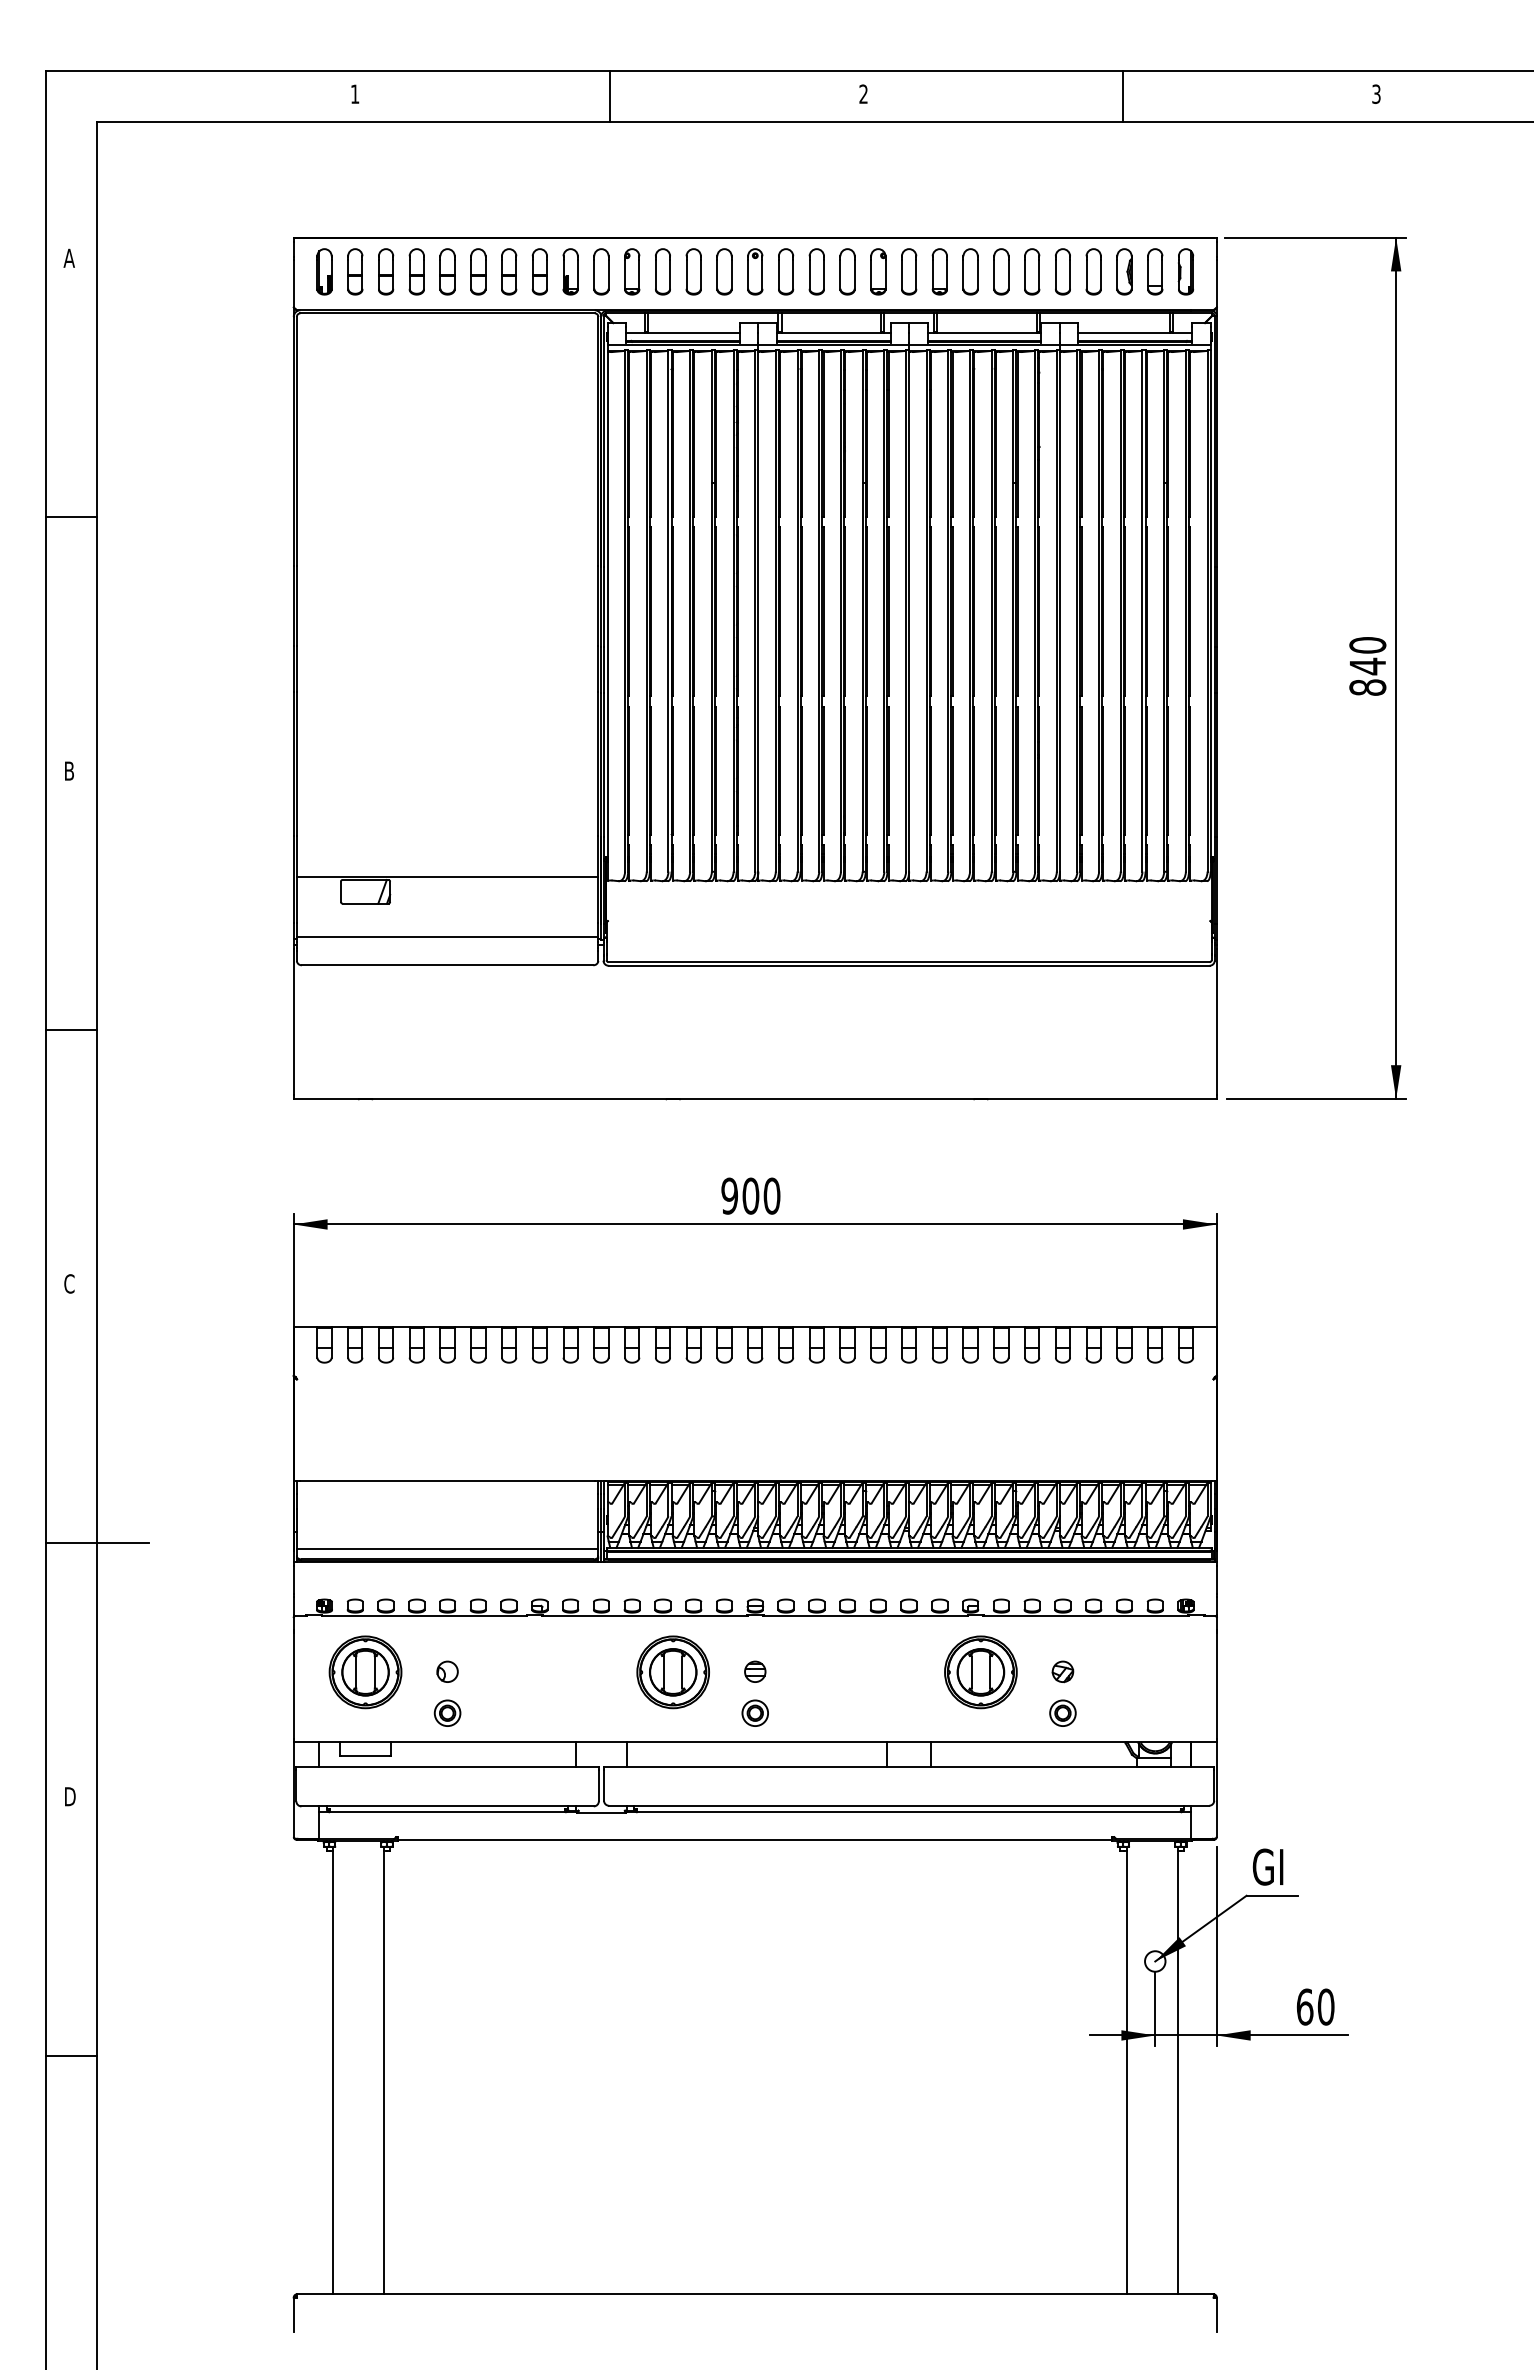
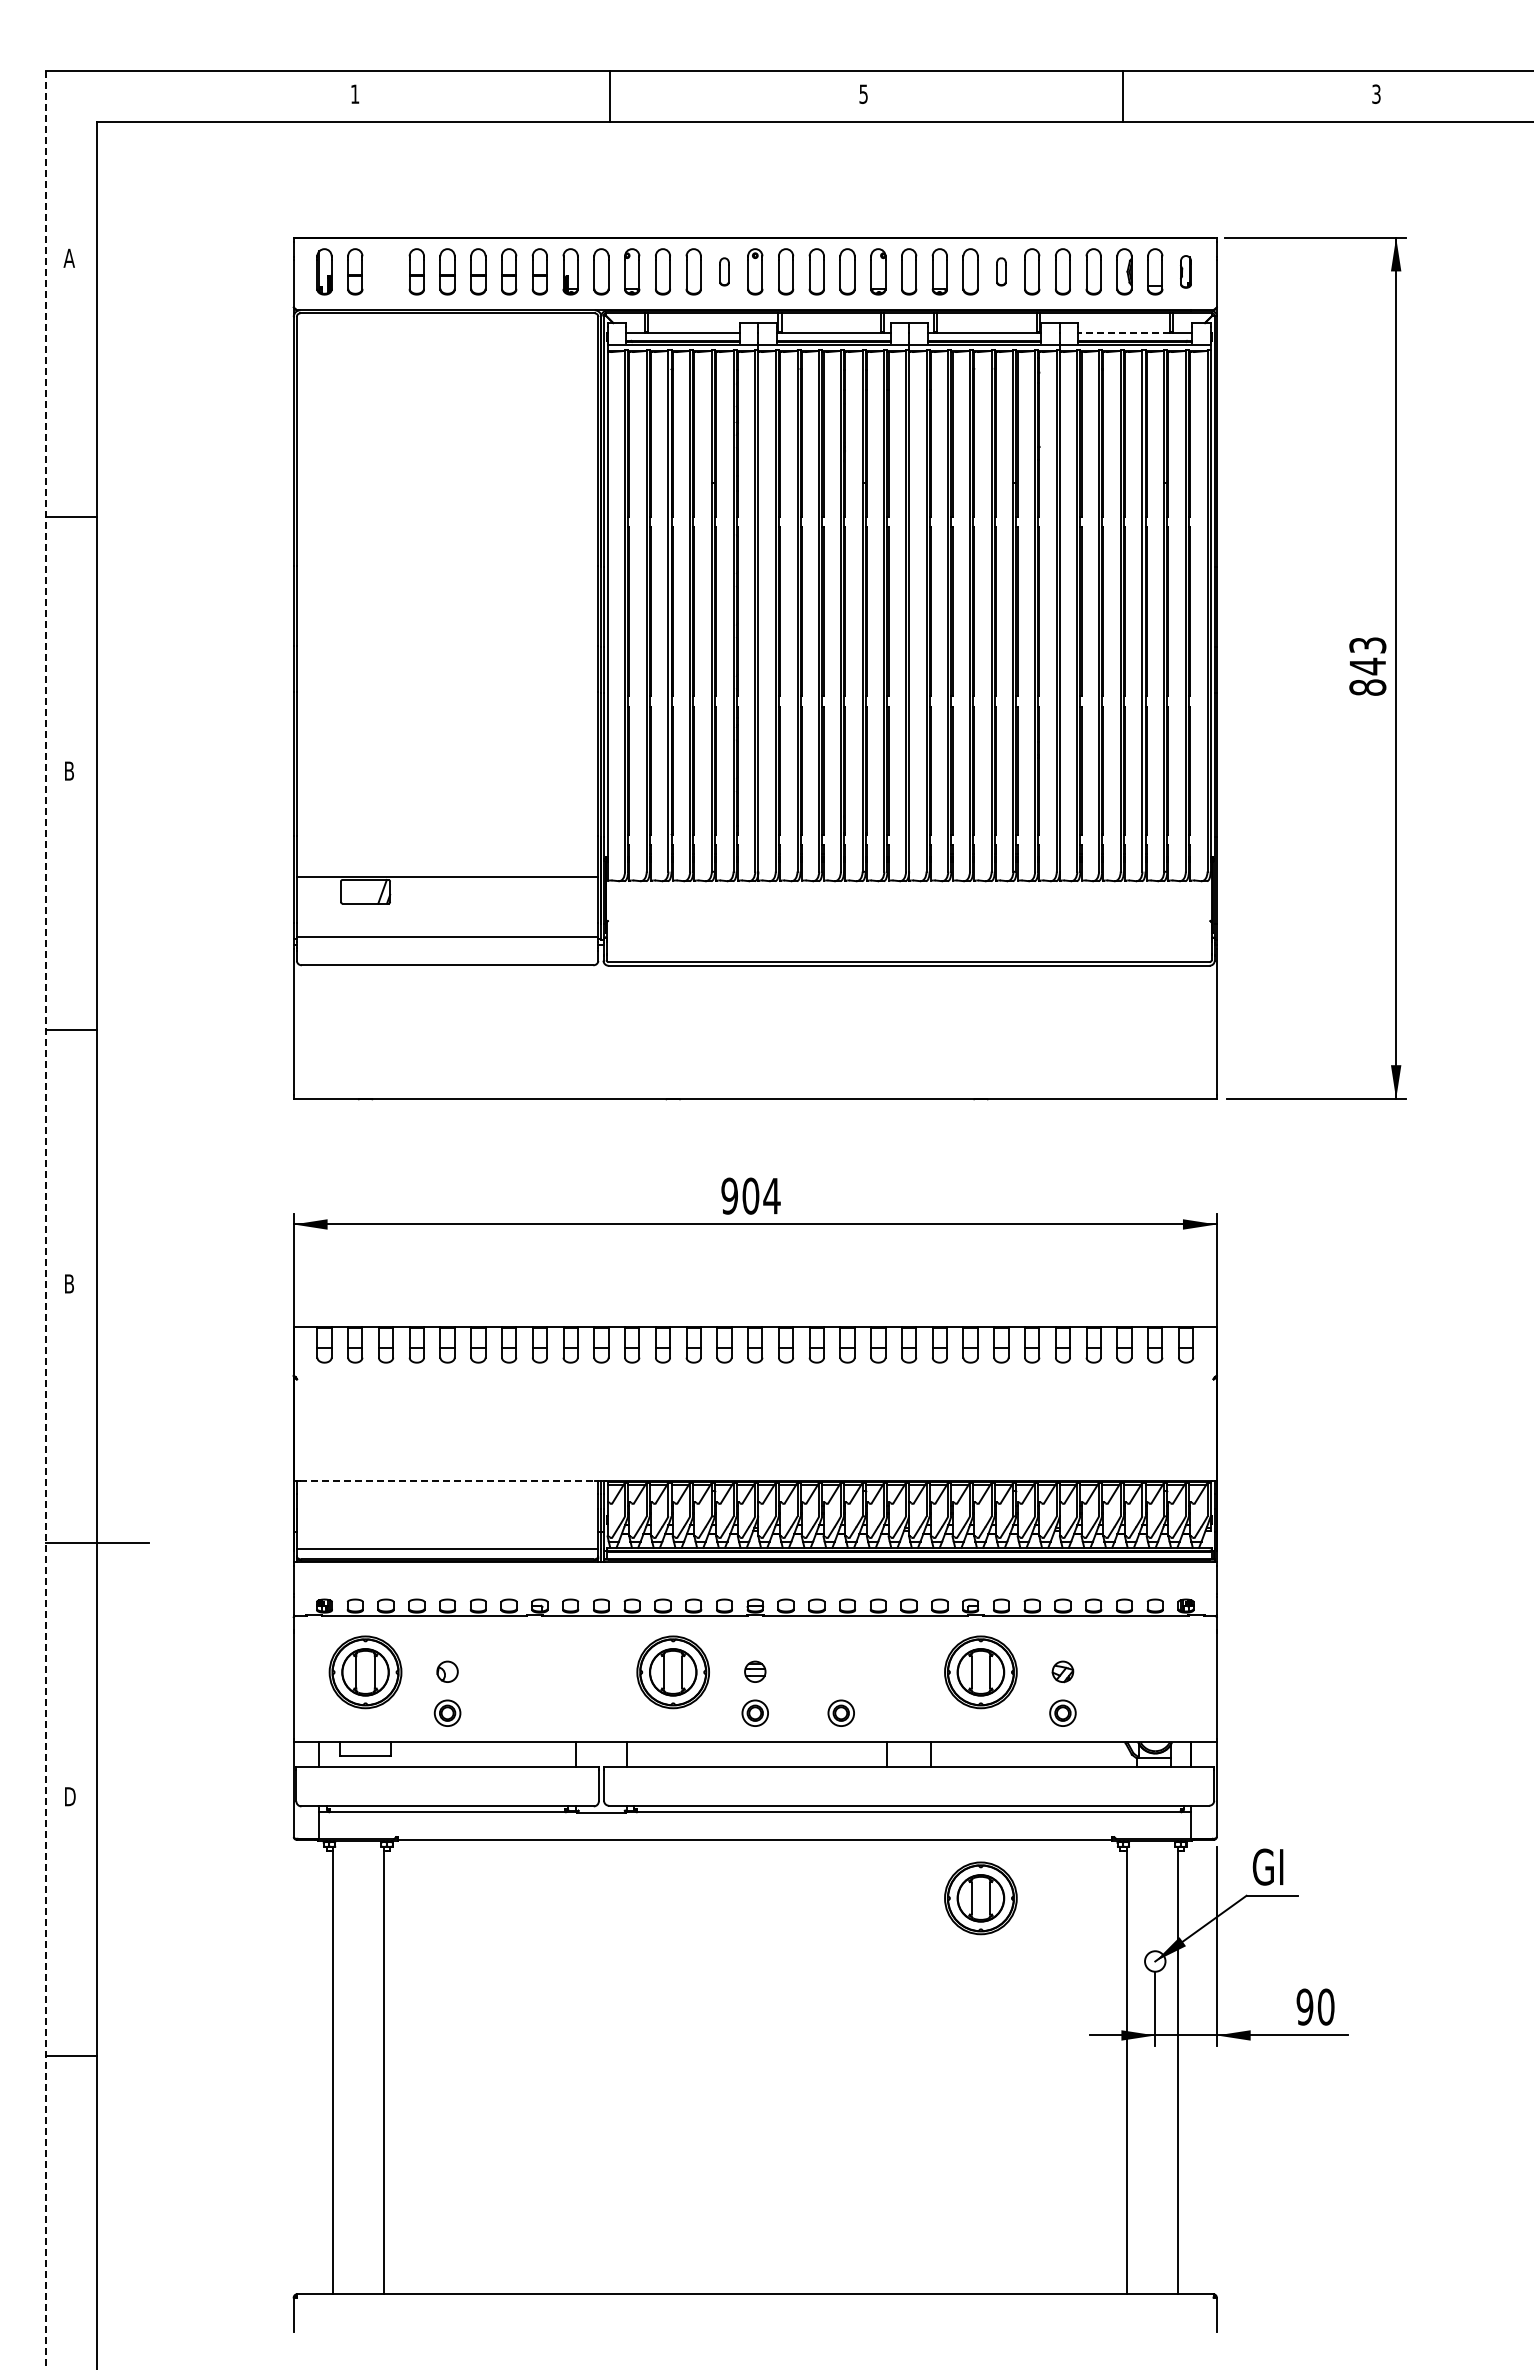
text: 2 -> 5 (863, 93)
part: present -> none (386, 271)
part size: 17x48 px -> 11x30 px (724, 271)
part size: 17x48 px -> 11x30 px (1001, 271)
part size: 18x48 px -> 12x34 px (1185, 271)
line: solid -> dashed (1124, 332)
text: 840 -> 843 (1367, 645)
text: 900 -> 904 (771, 1195)
line: solid -> dashed (46, 1220)
text: C -> B (69, 1283)
line: solid -> dashed (448, 1480)
part: none -> present (840, 1712)
part: none -> present (980, 1898)
text: 60 -> 90 (1304, 2006)
